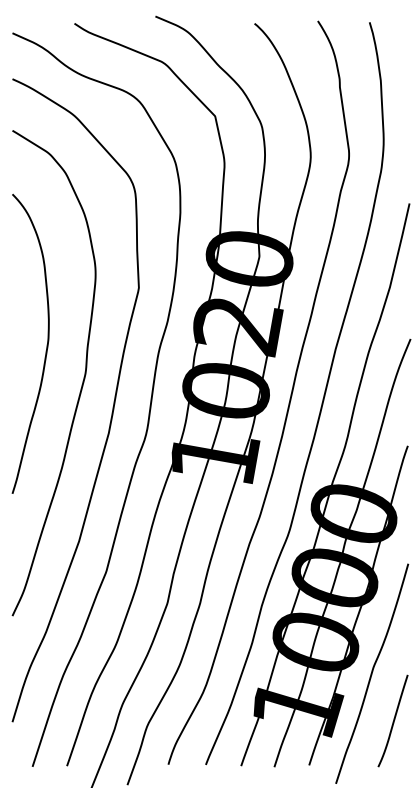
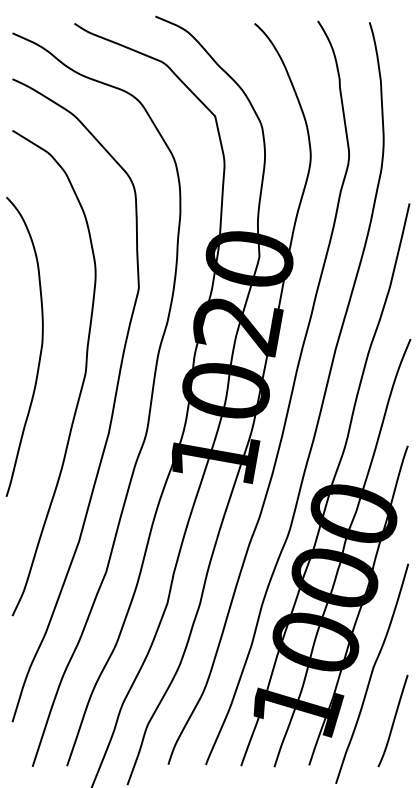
curve position: (46, 344) -> (40, 347) (40, 347)
